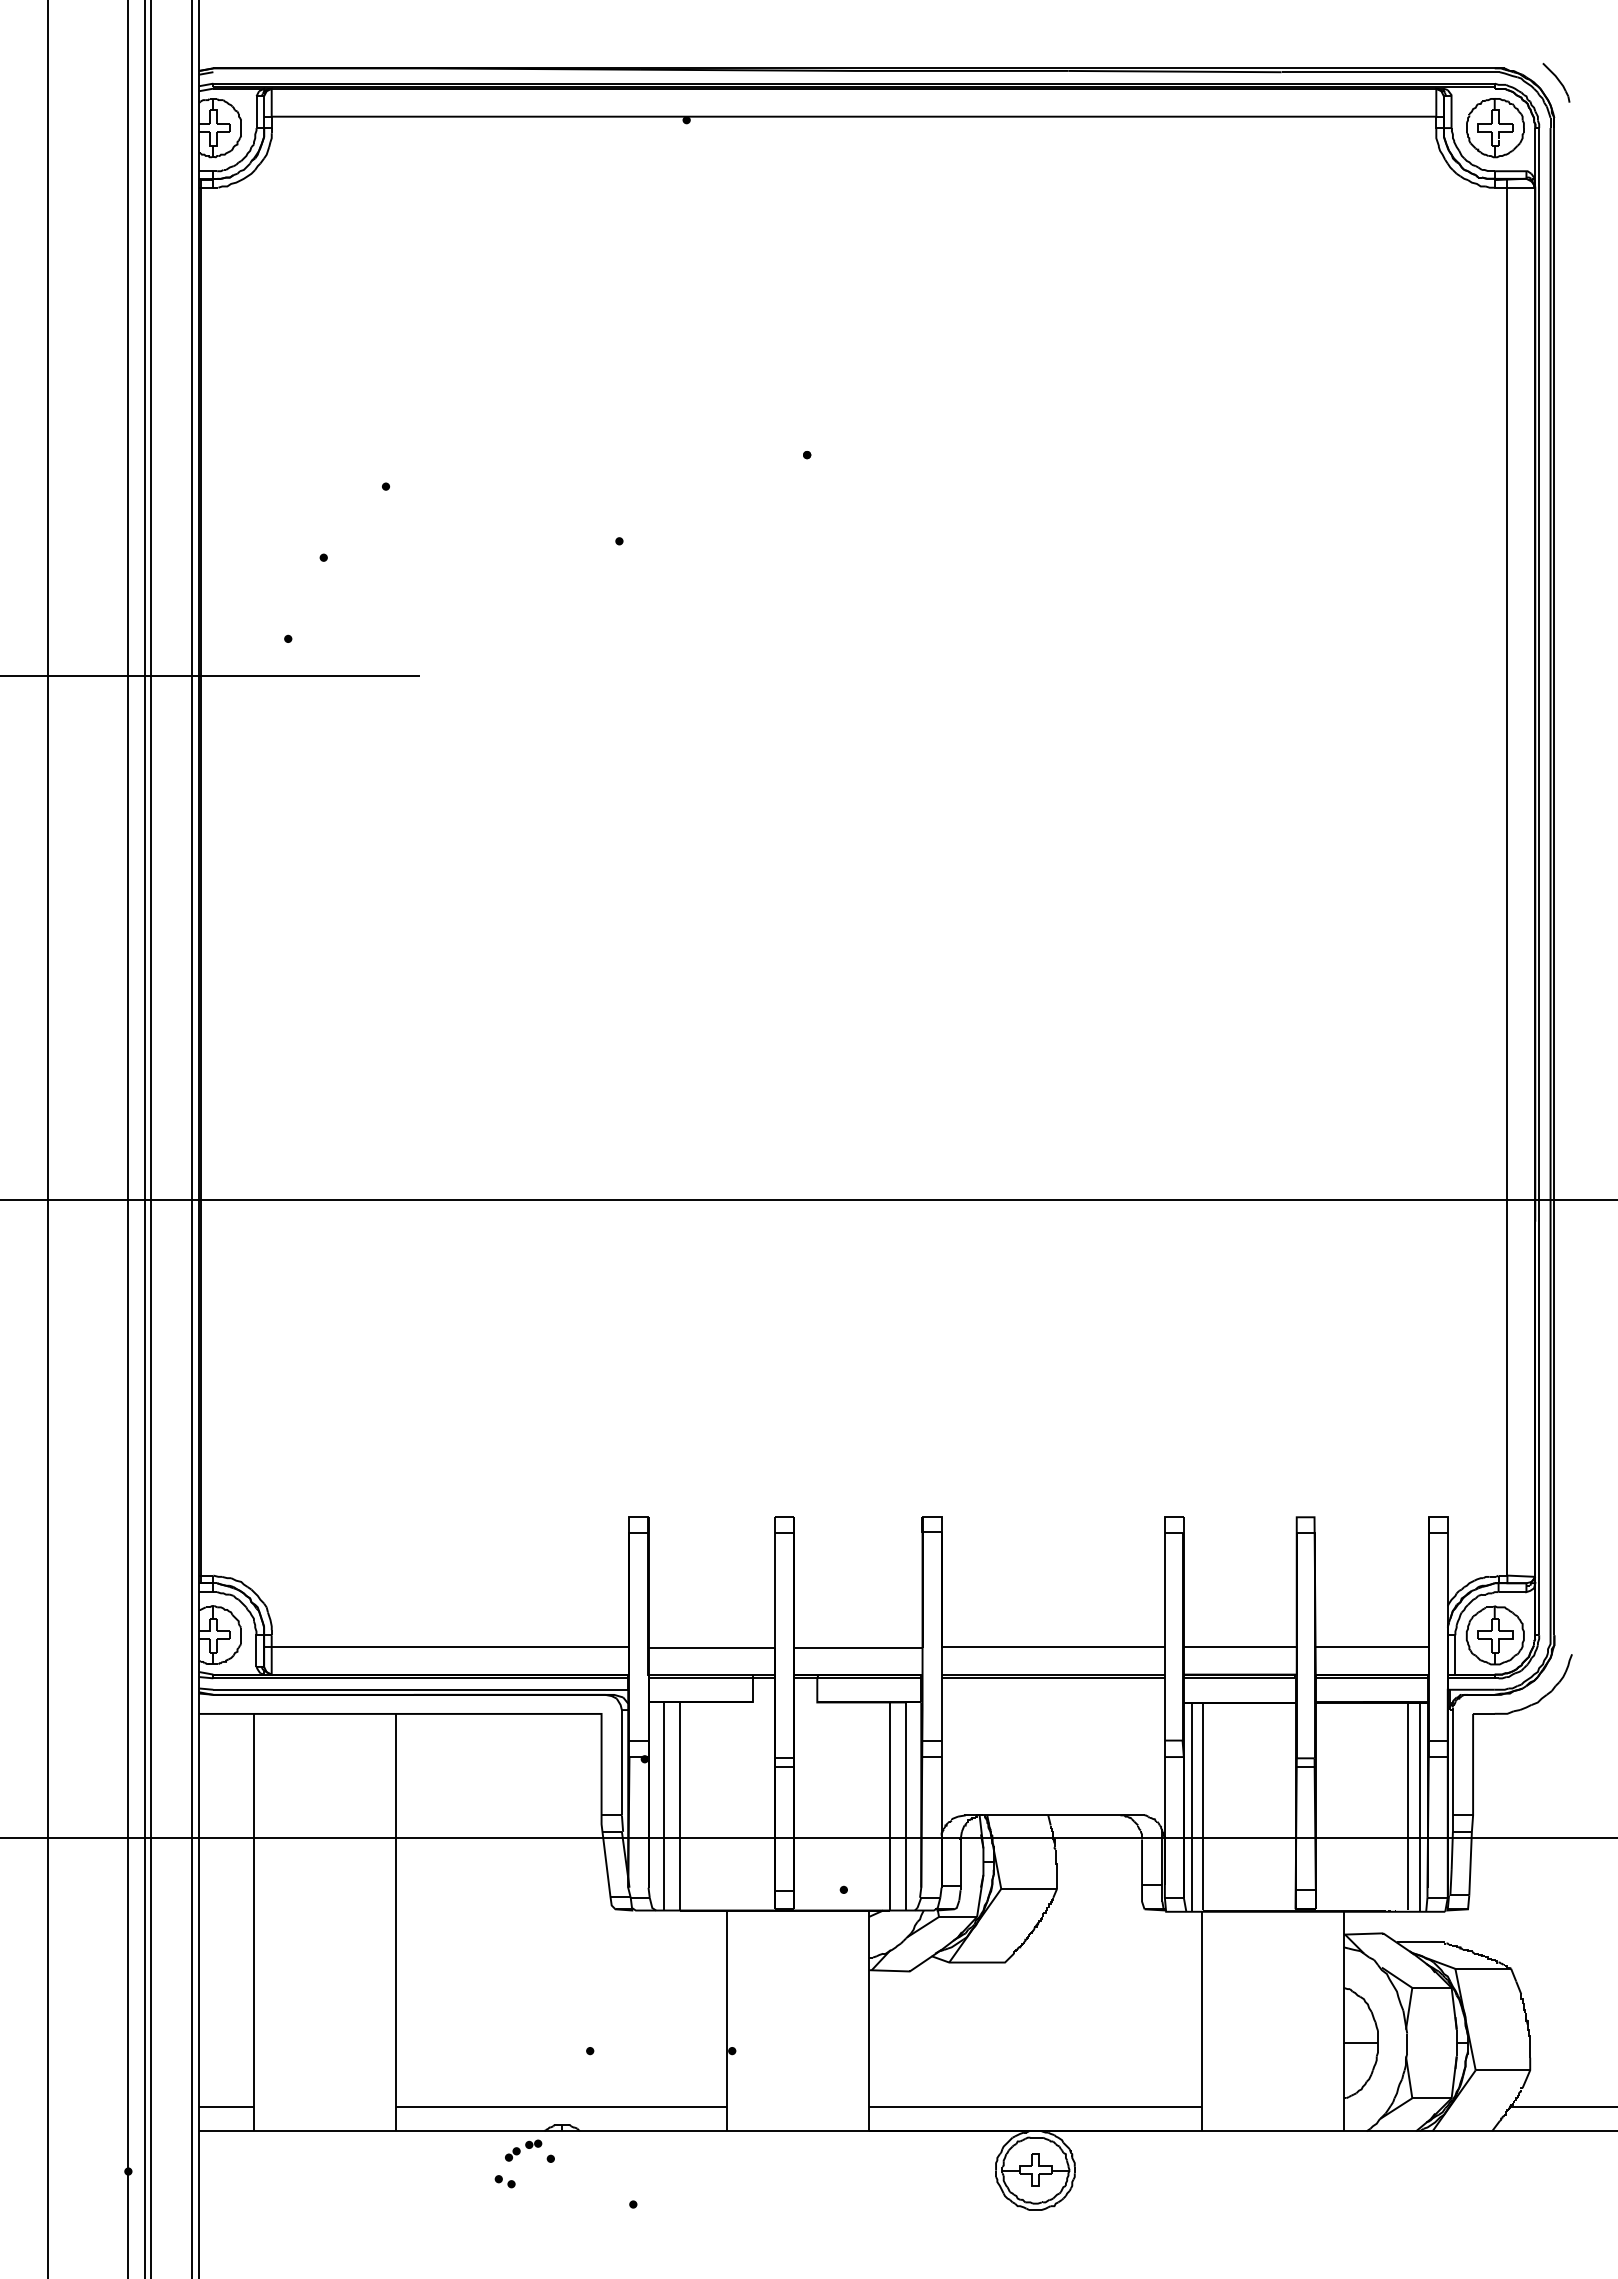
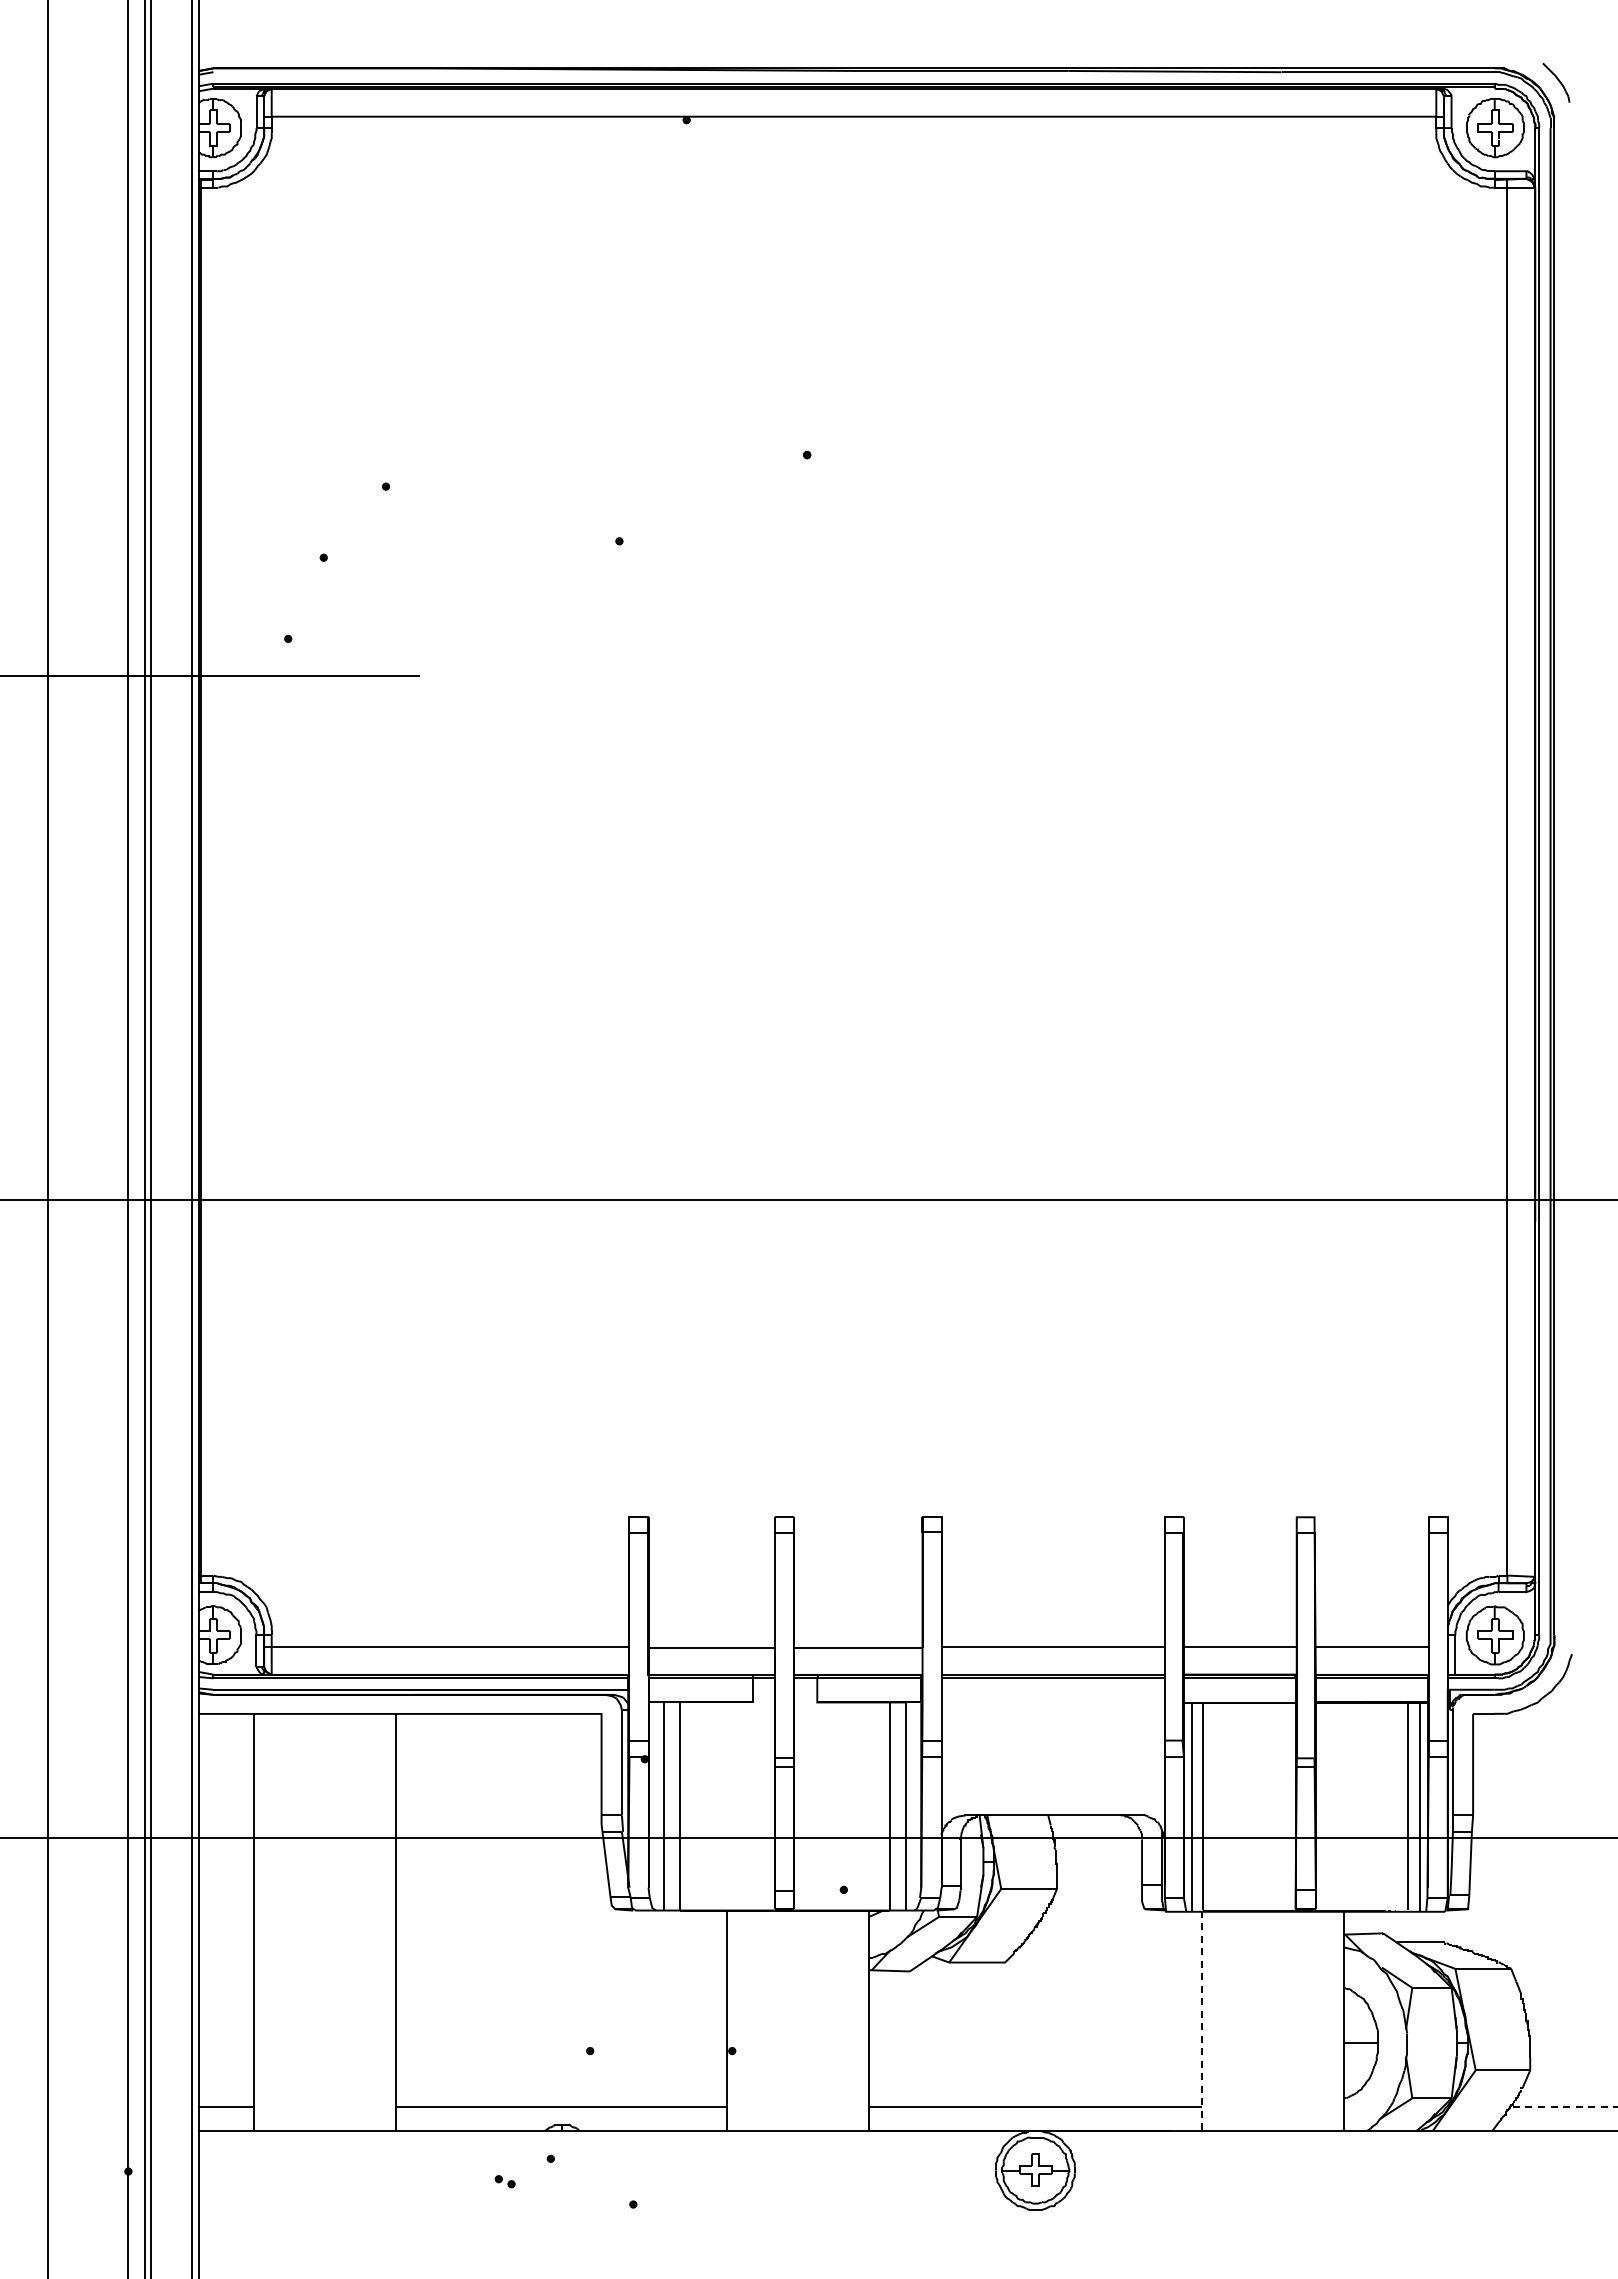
line: solid -> dashed (1201, 2021)
line: solid -> dashed (1563, 2107)
part: present -> none (523, 2150)
